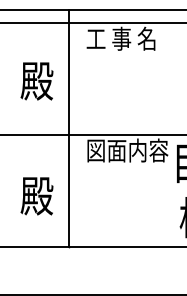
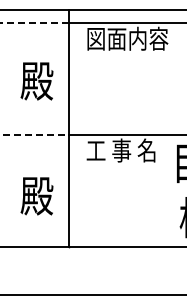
line: solid -> dashed (34, 23)
text: 工 事 名 -> 図面内容 (127, 38)
line: solid -> dashed (34, 134)
text: 図面内容 -> 工 事 名 (127, 150)
